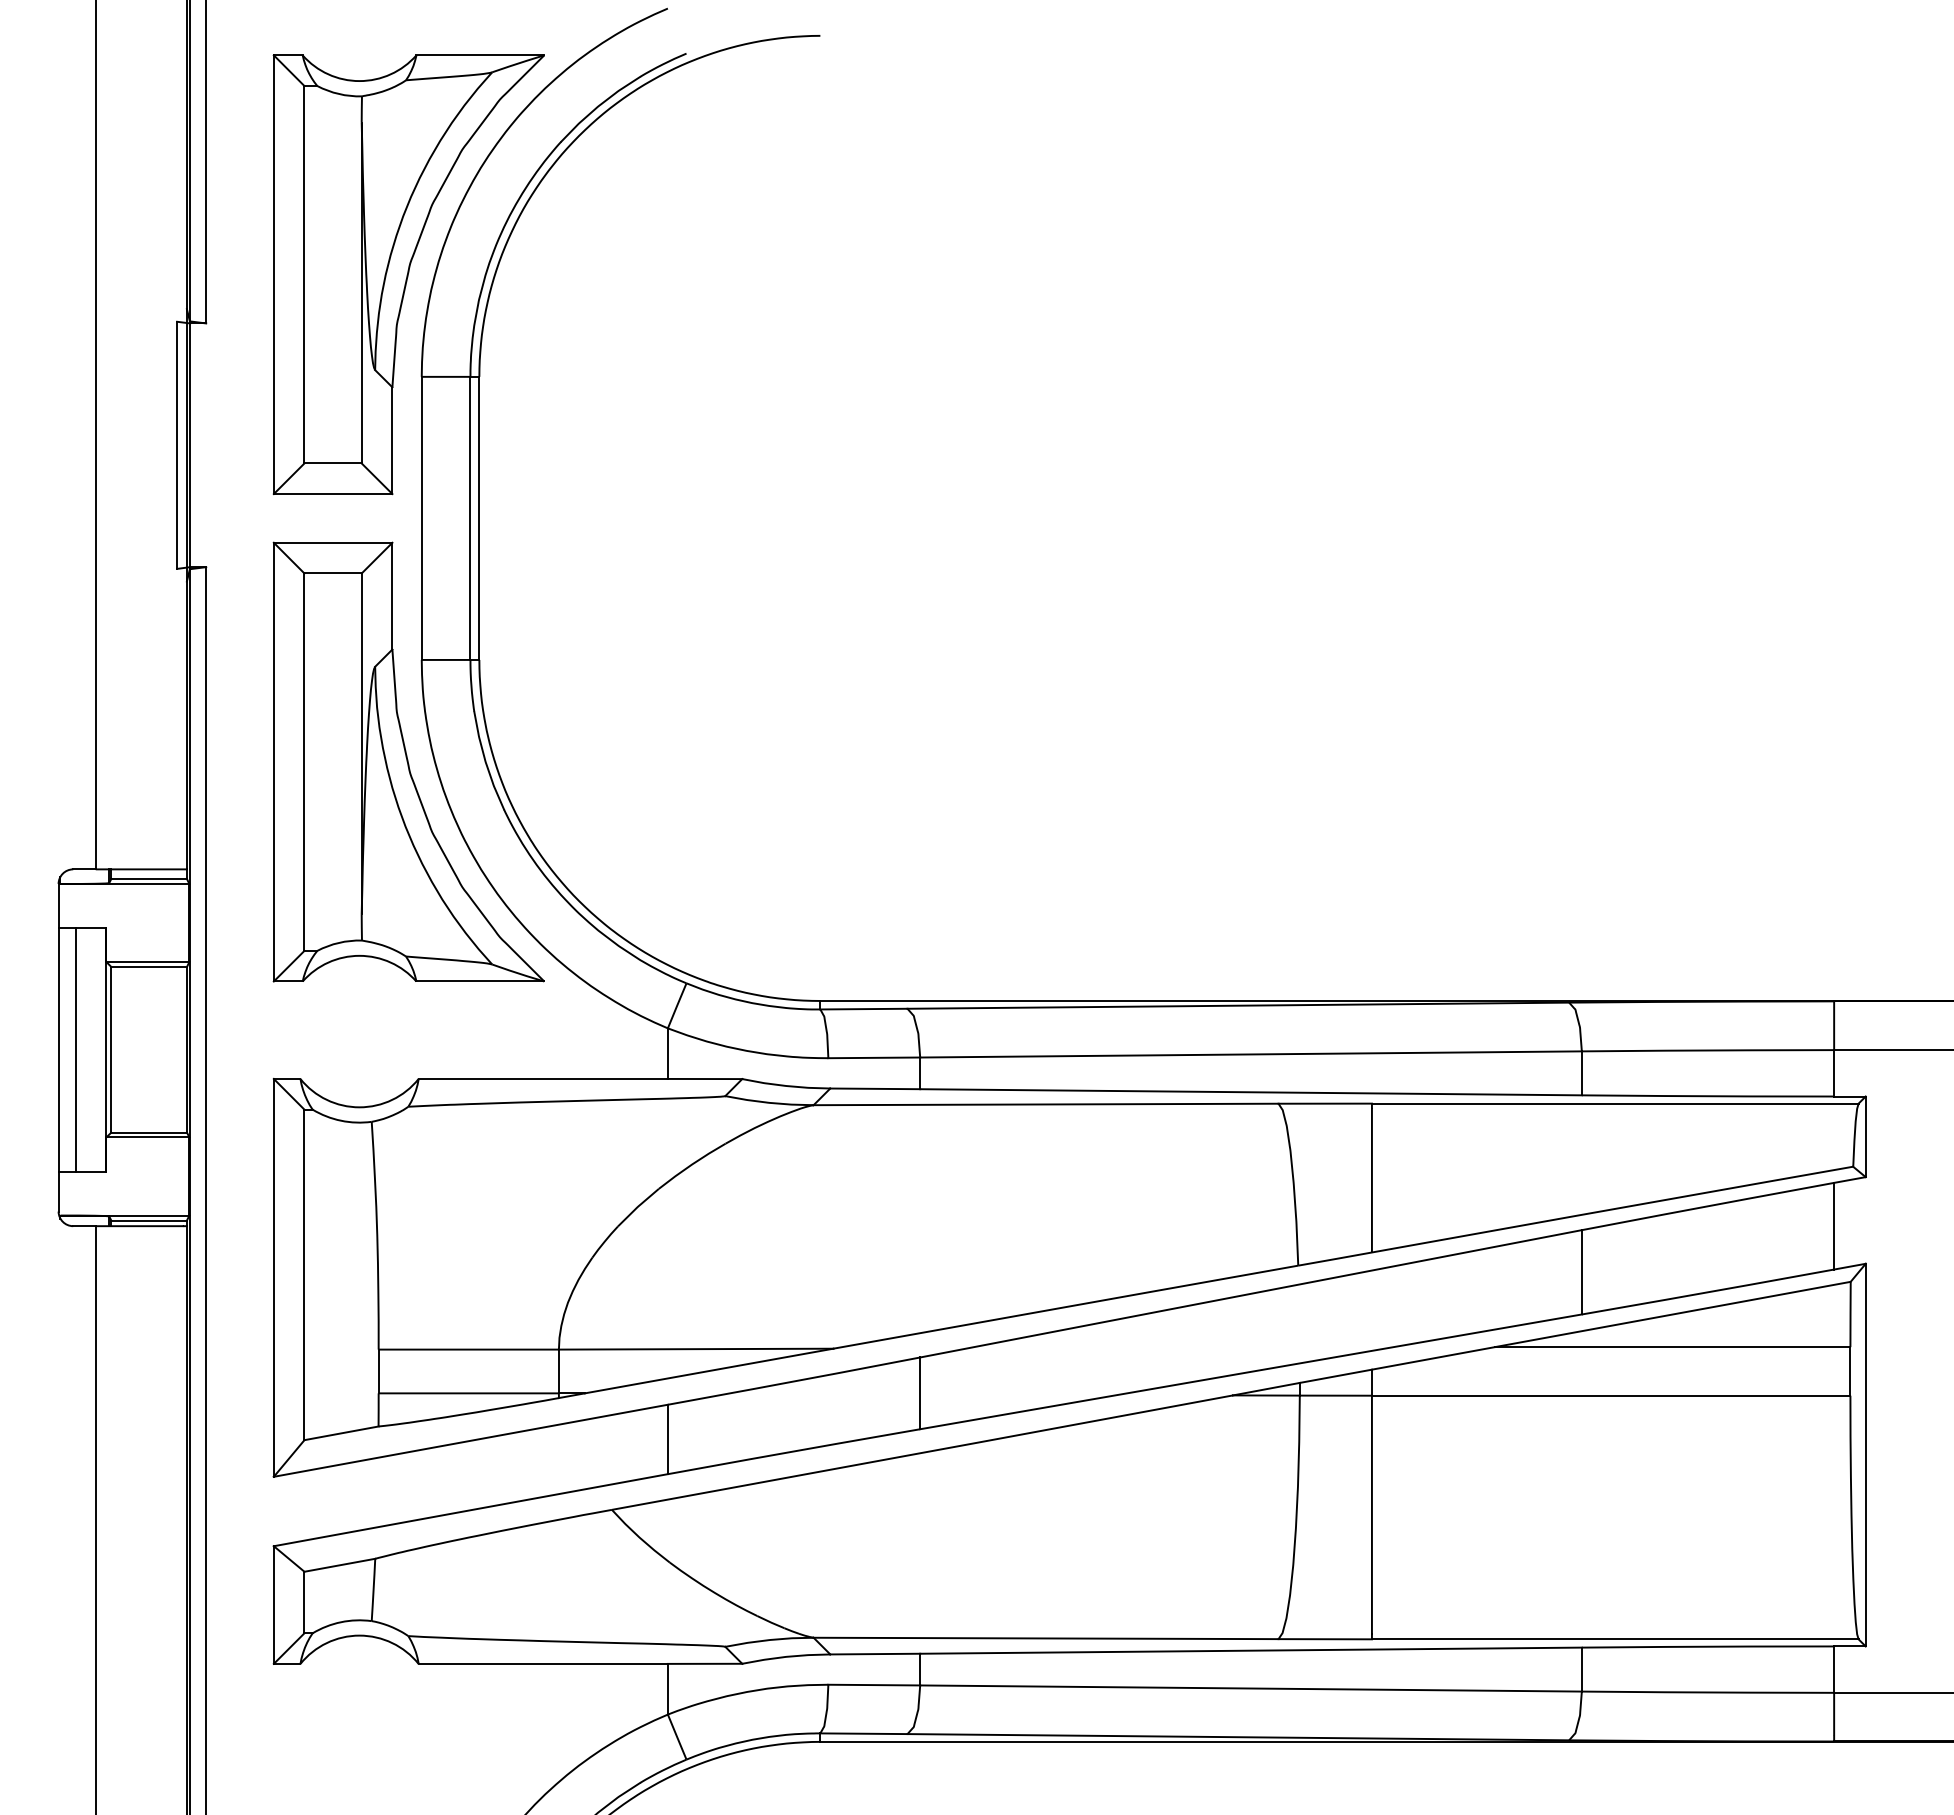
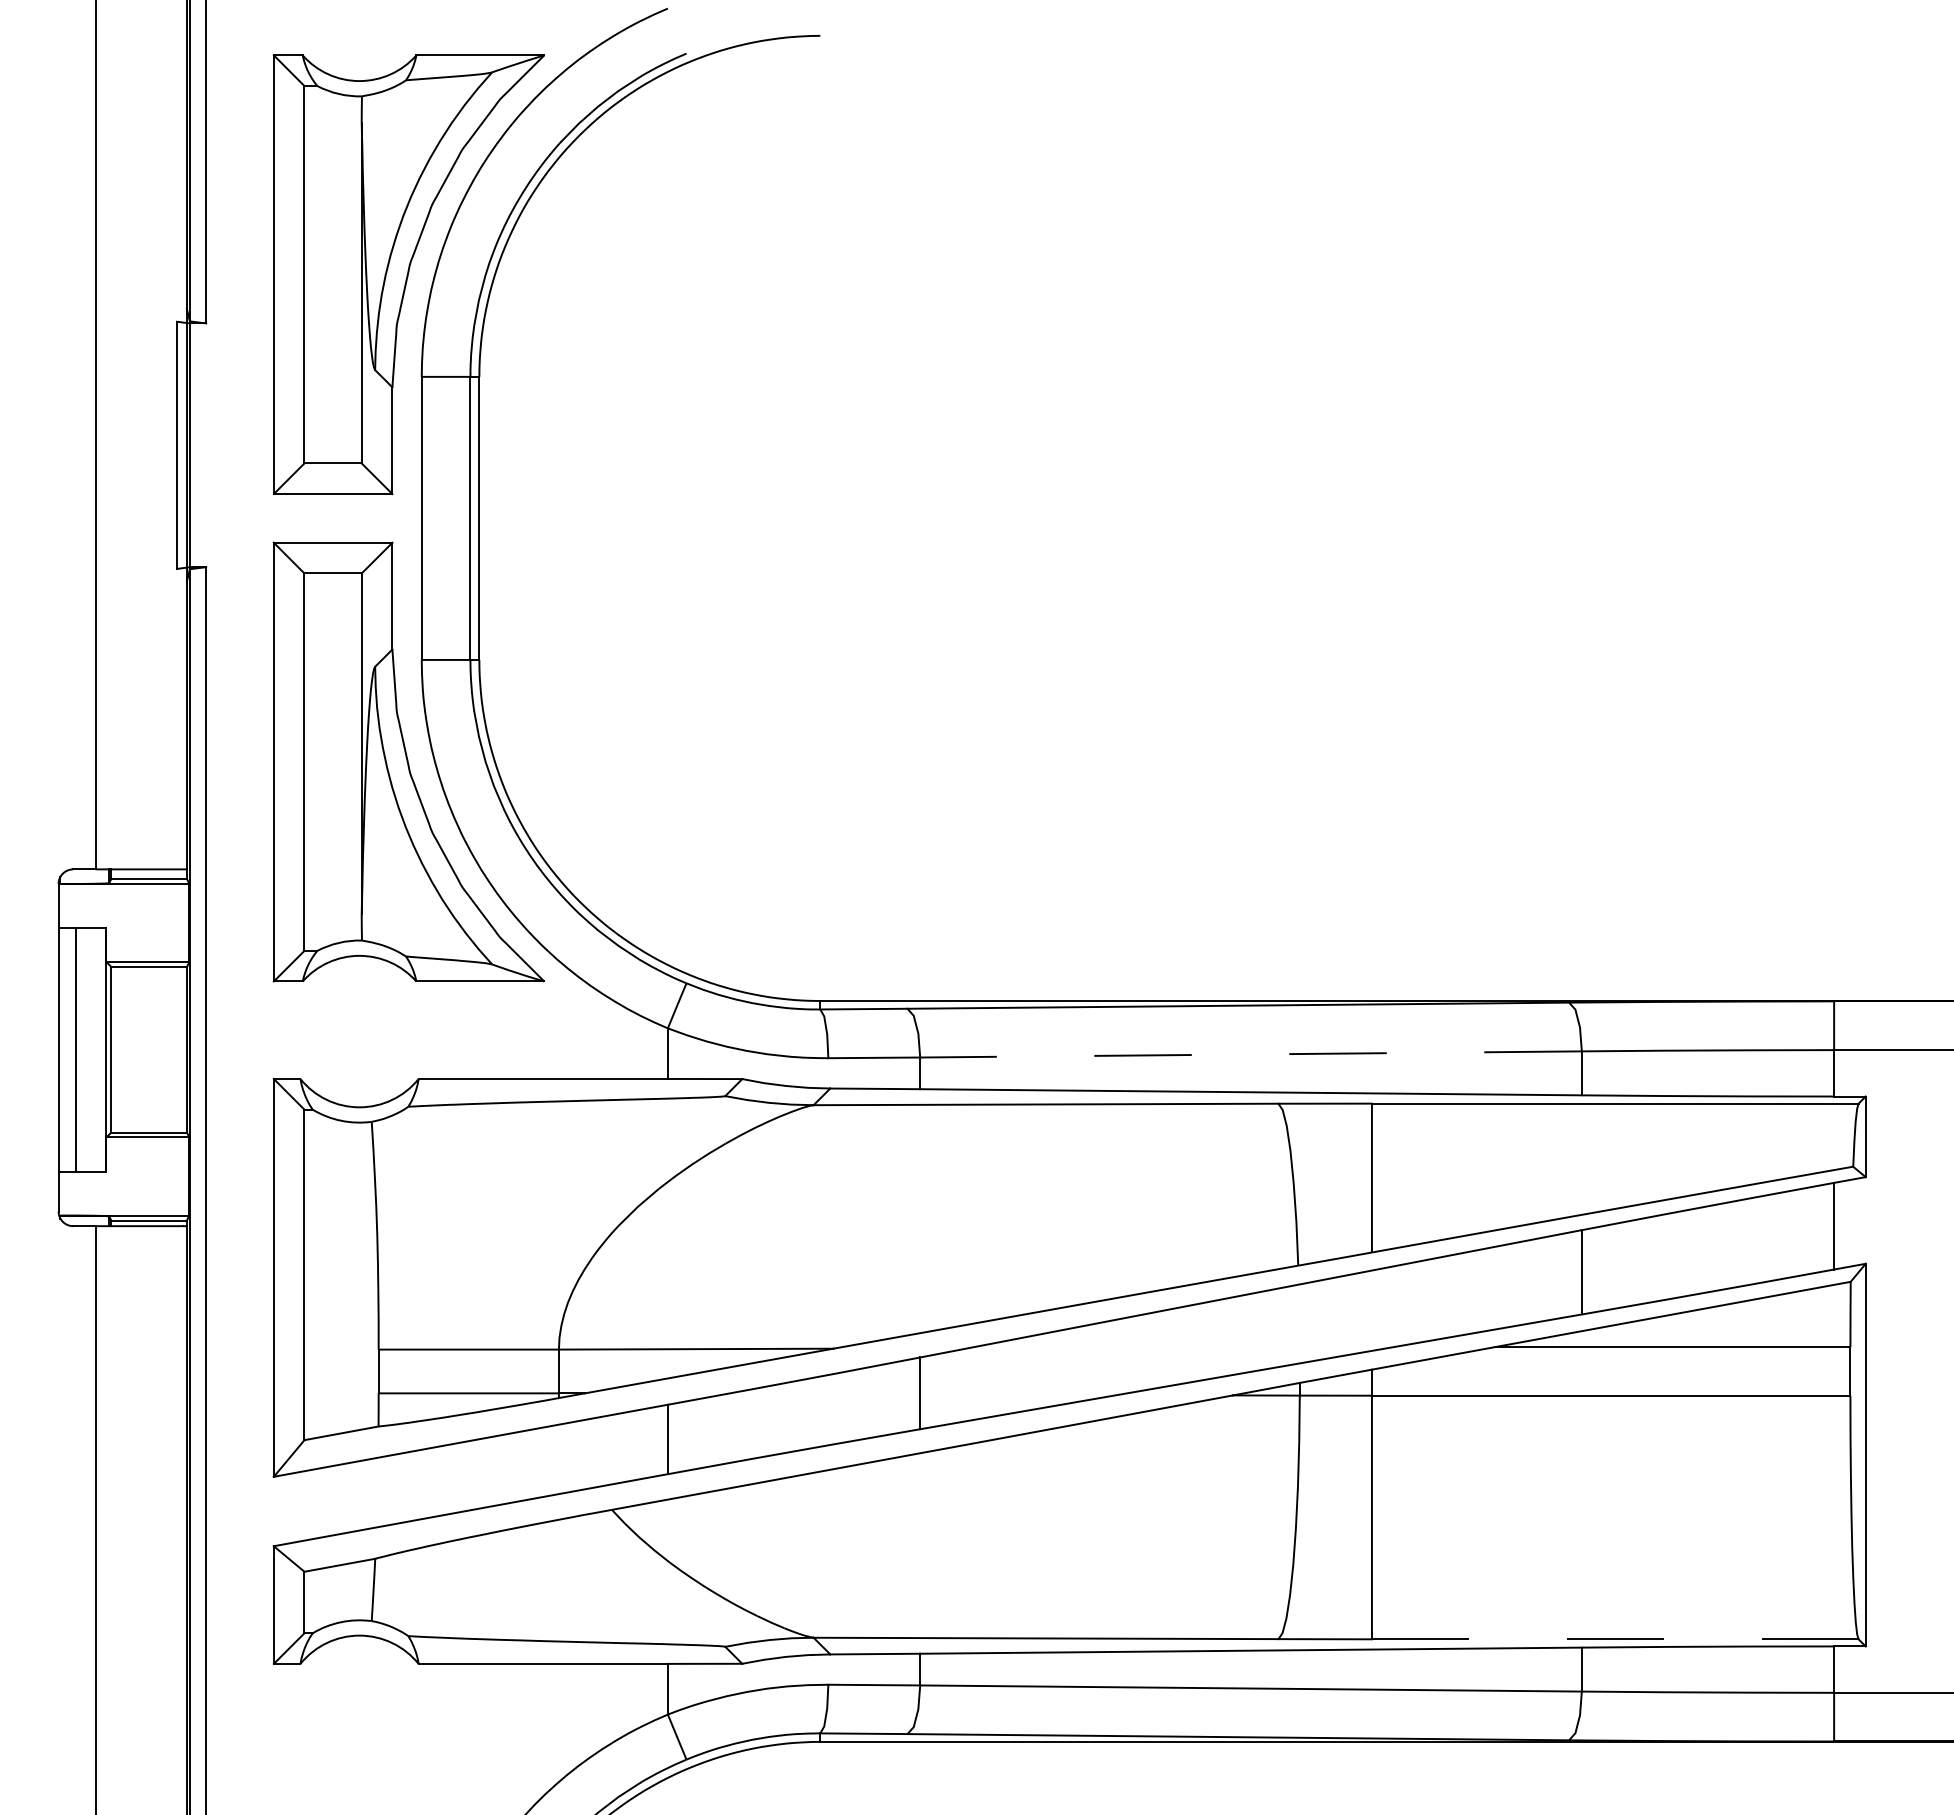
line: solid -> dashed (1250, 1054)
line: solid -> dashed (1615, 1639)
